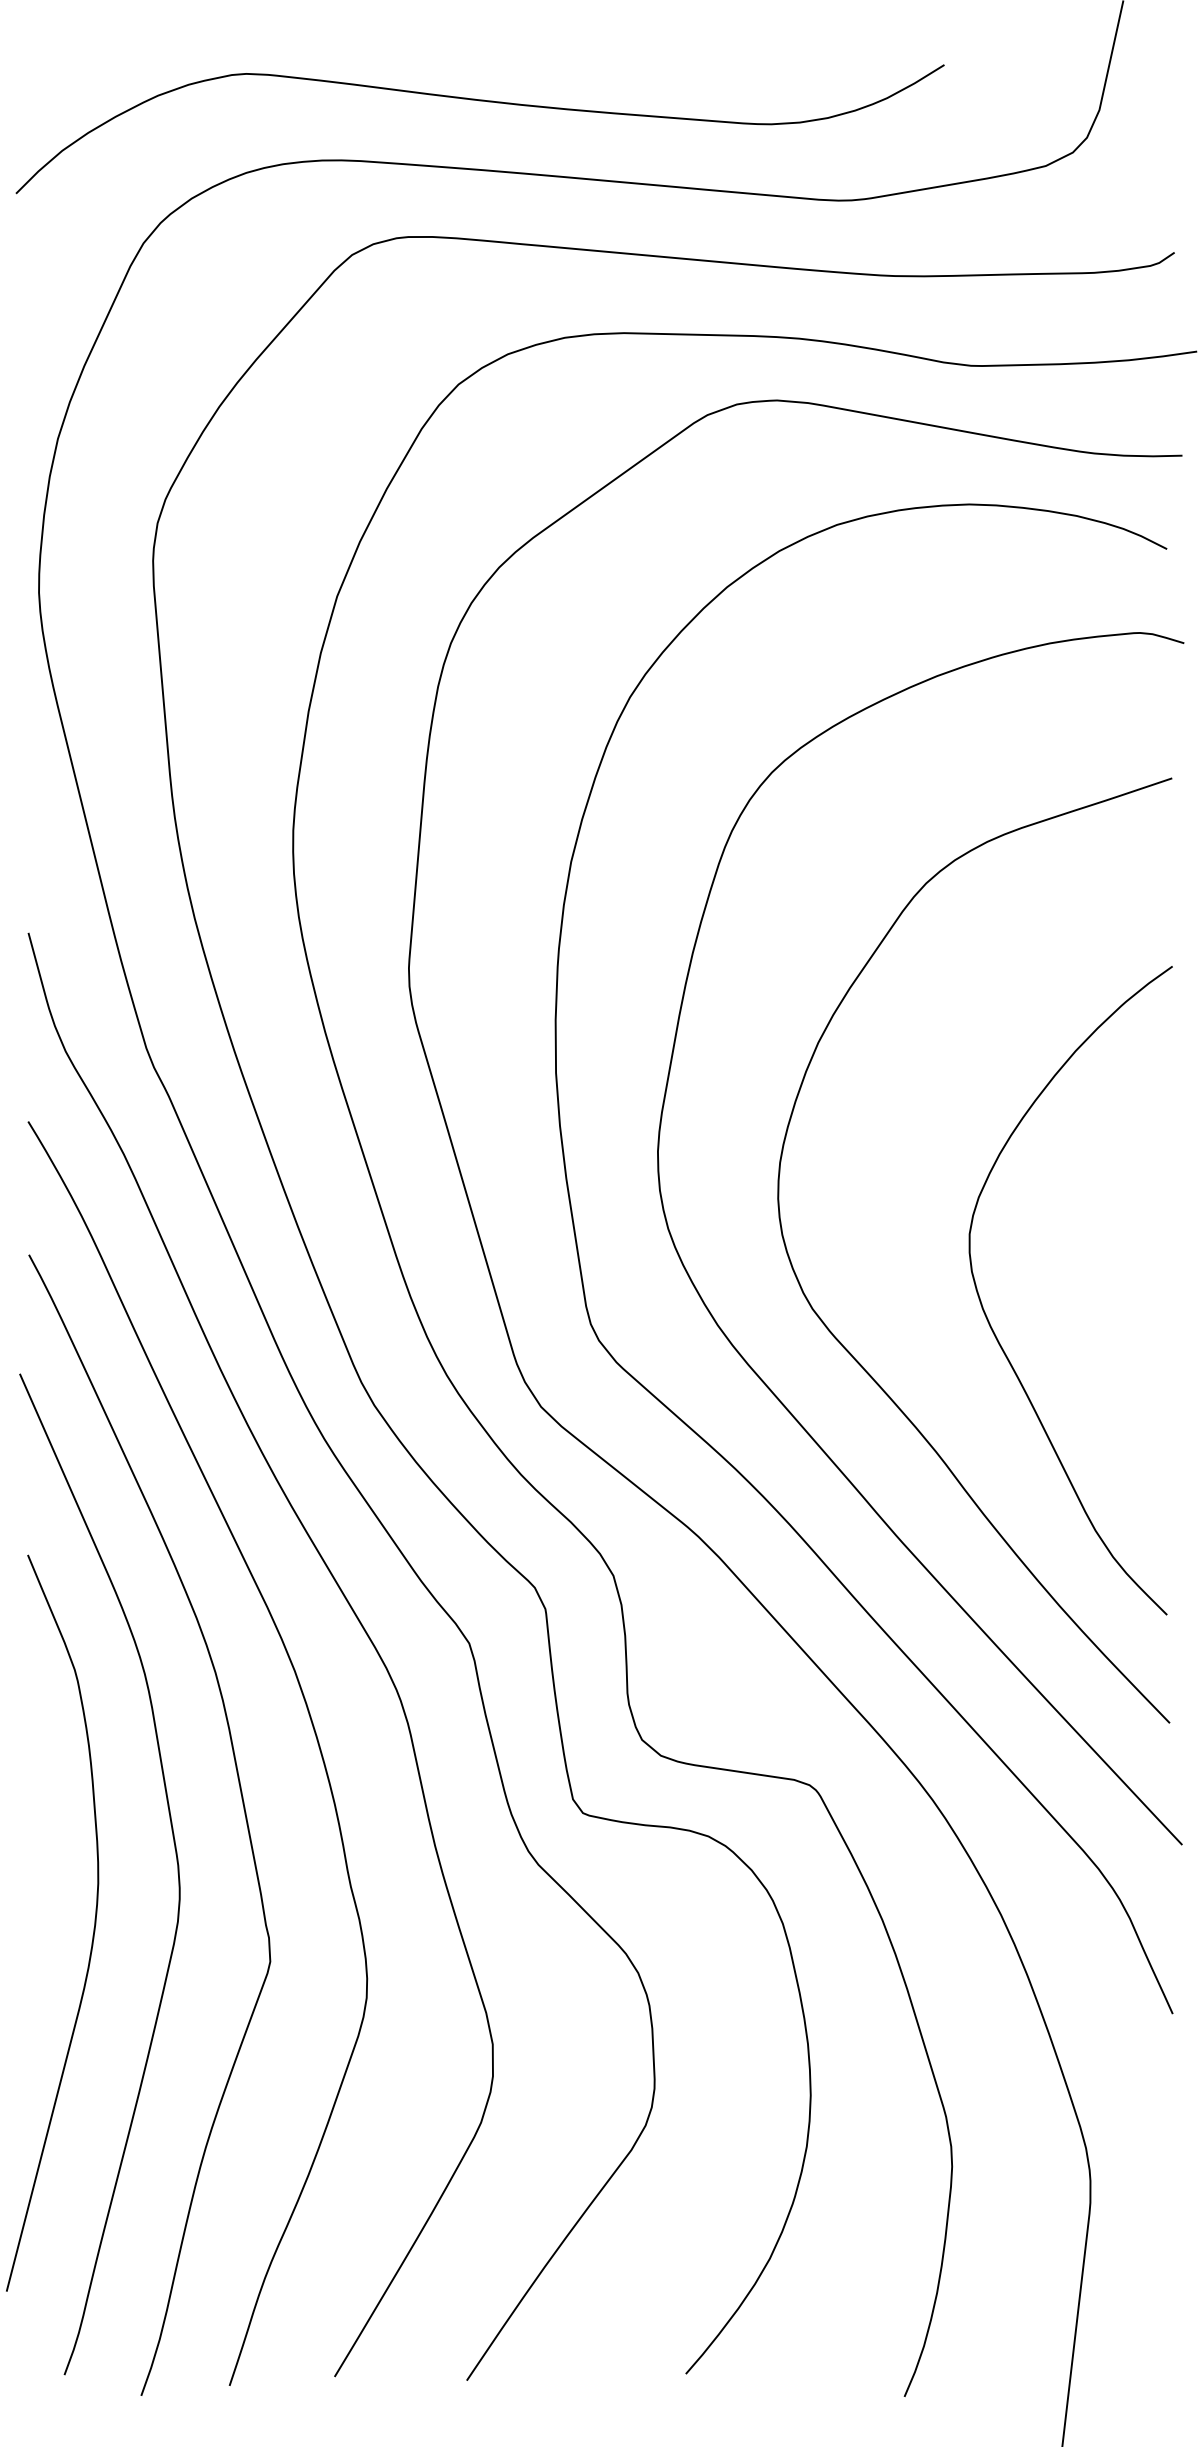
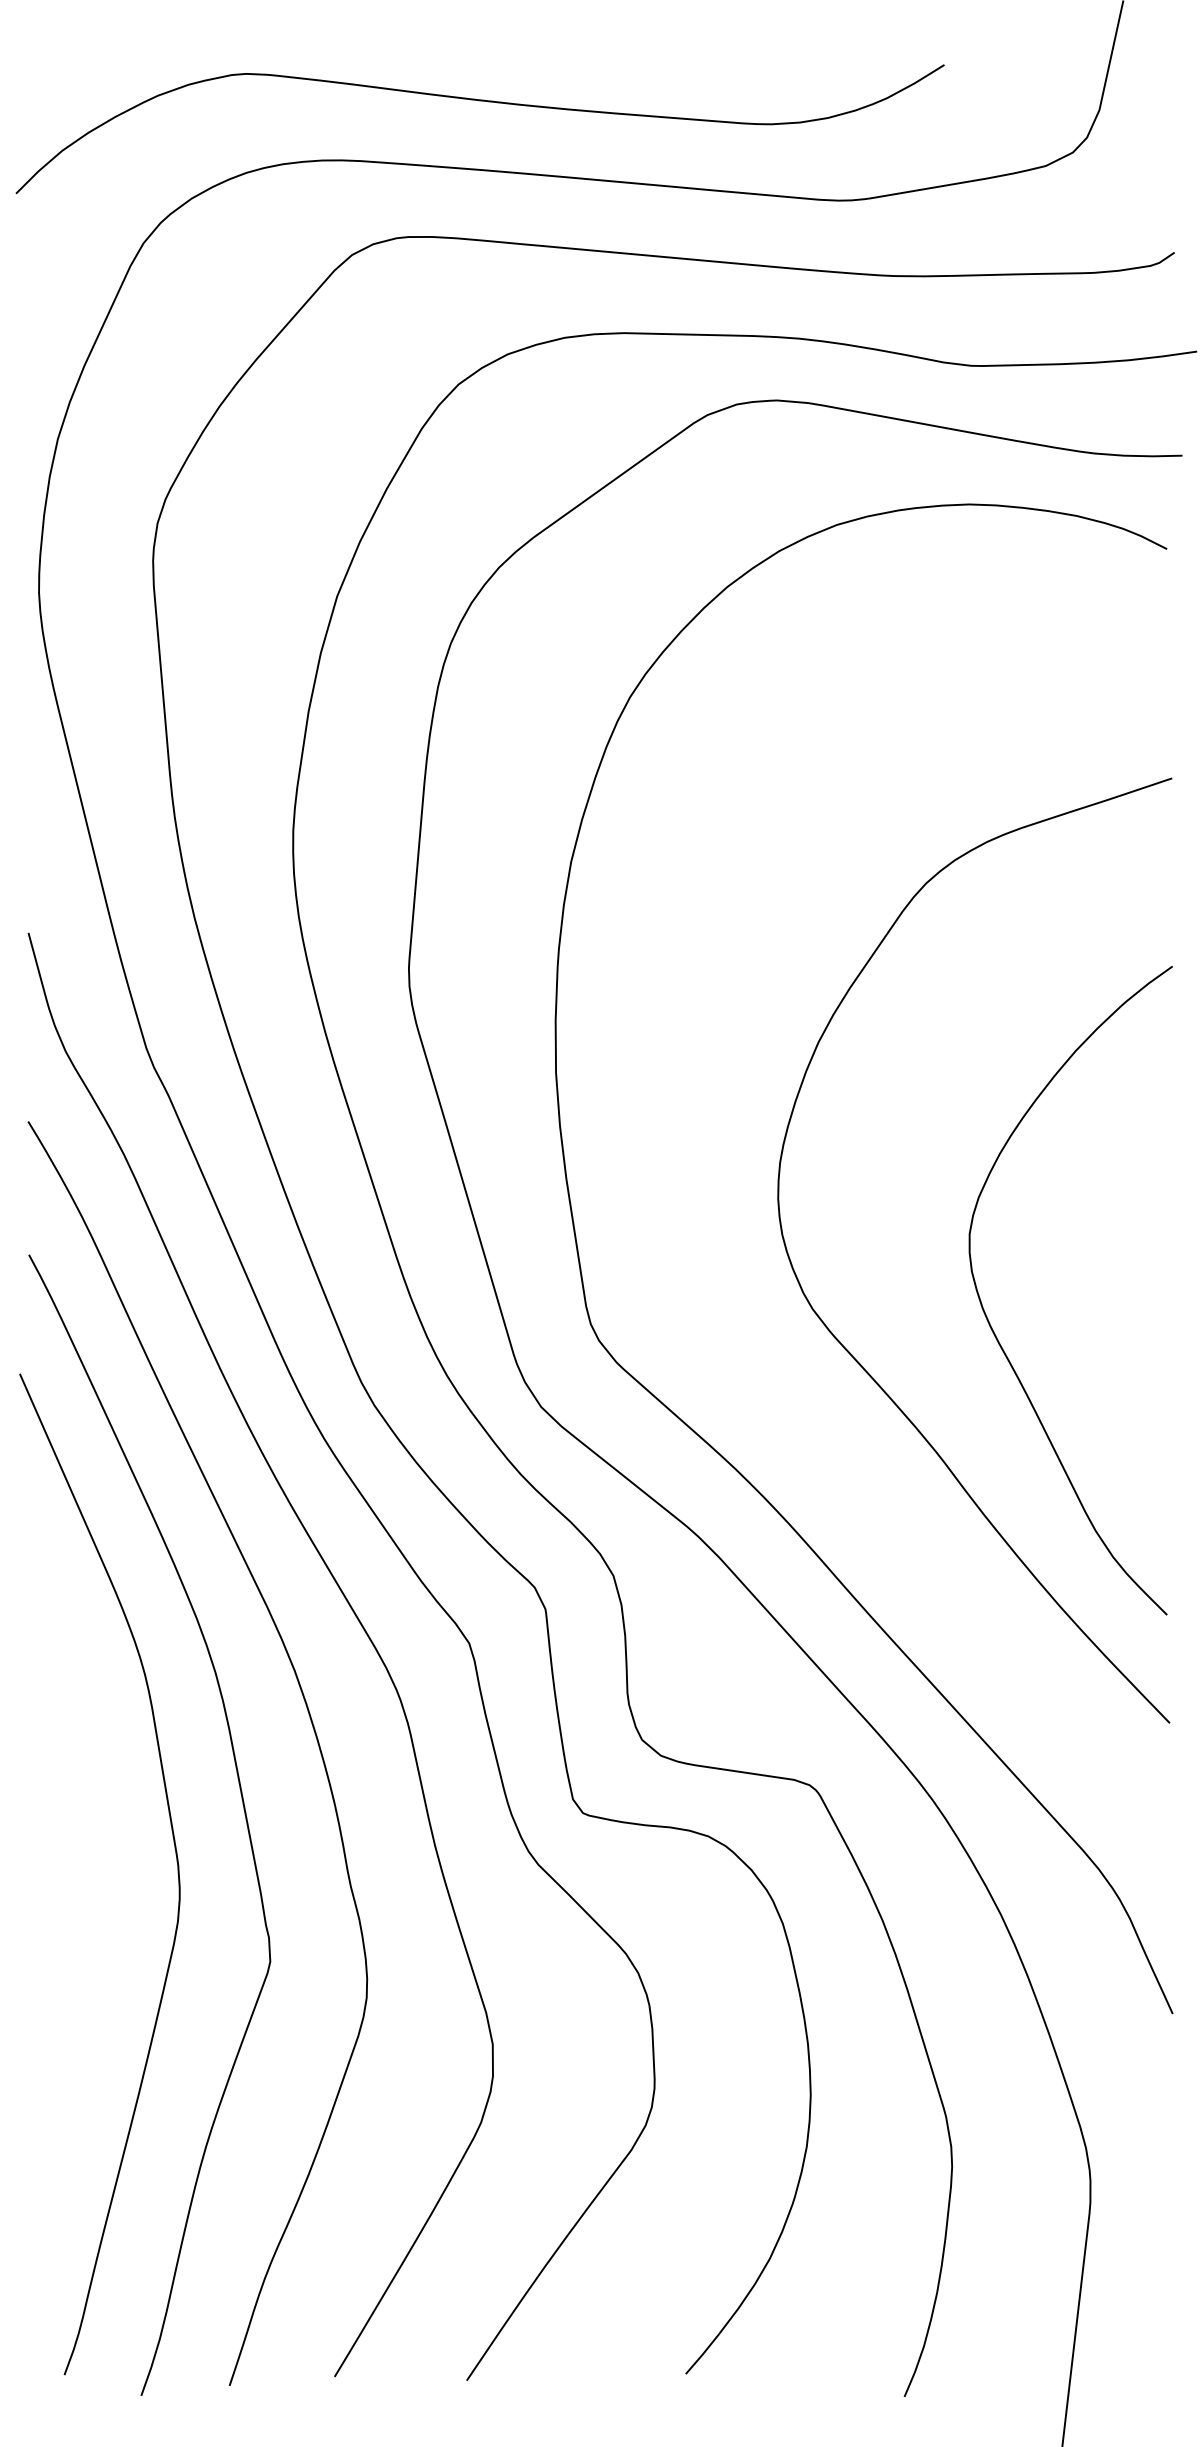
curve: present -> none (758, 1374)
curve: present -> none (93, 1928)
